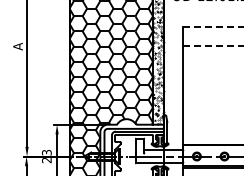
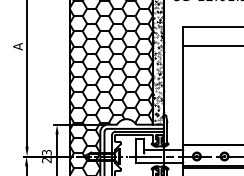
line: dashed -> solid (213, 27)
line: dashed -> solid (213, 46)
